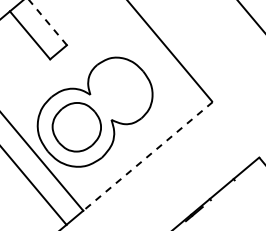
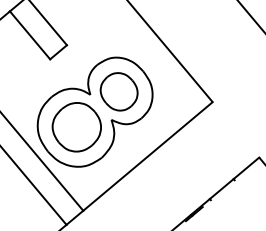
line: dashed -> solid (47, 22)
part: none -> present (118, 91)
line: dashed -> solid (147, 156)
